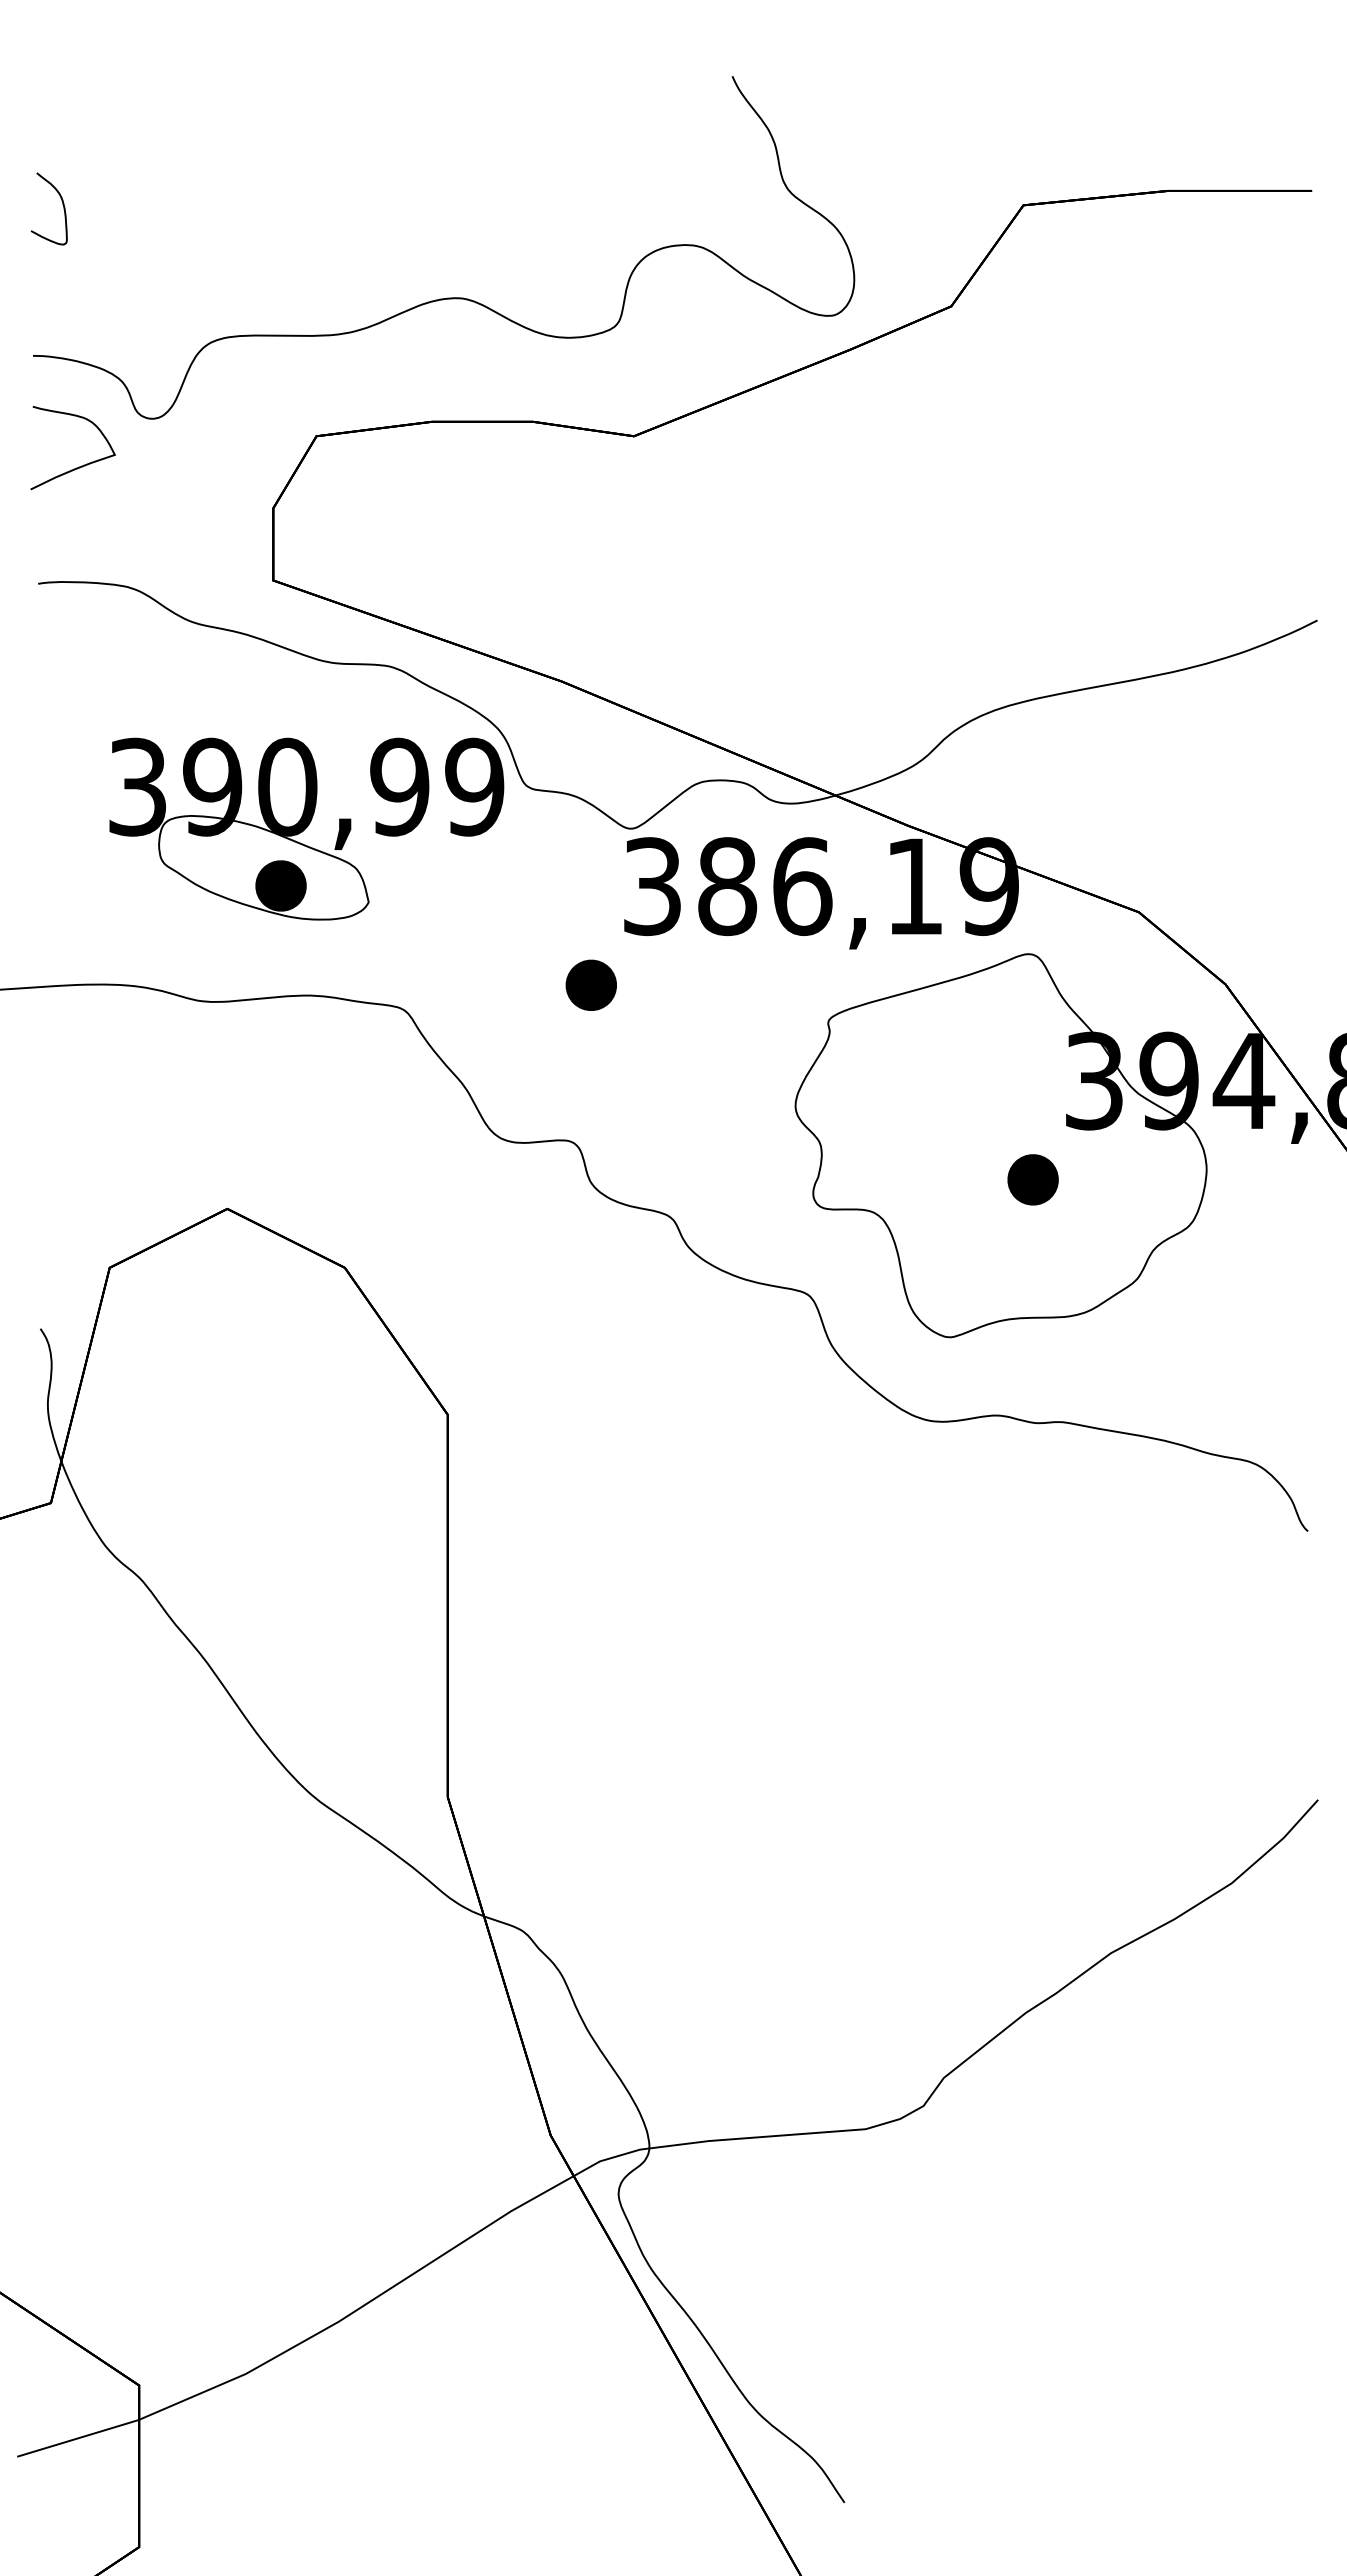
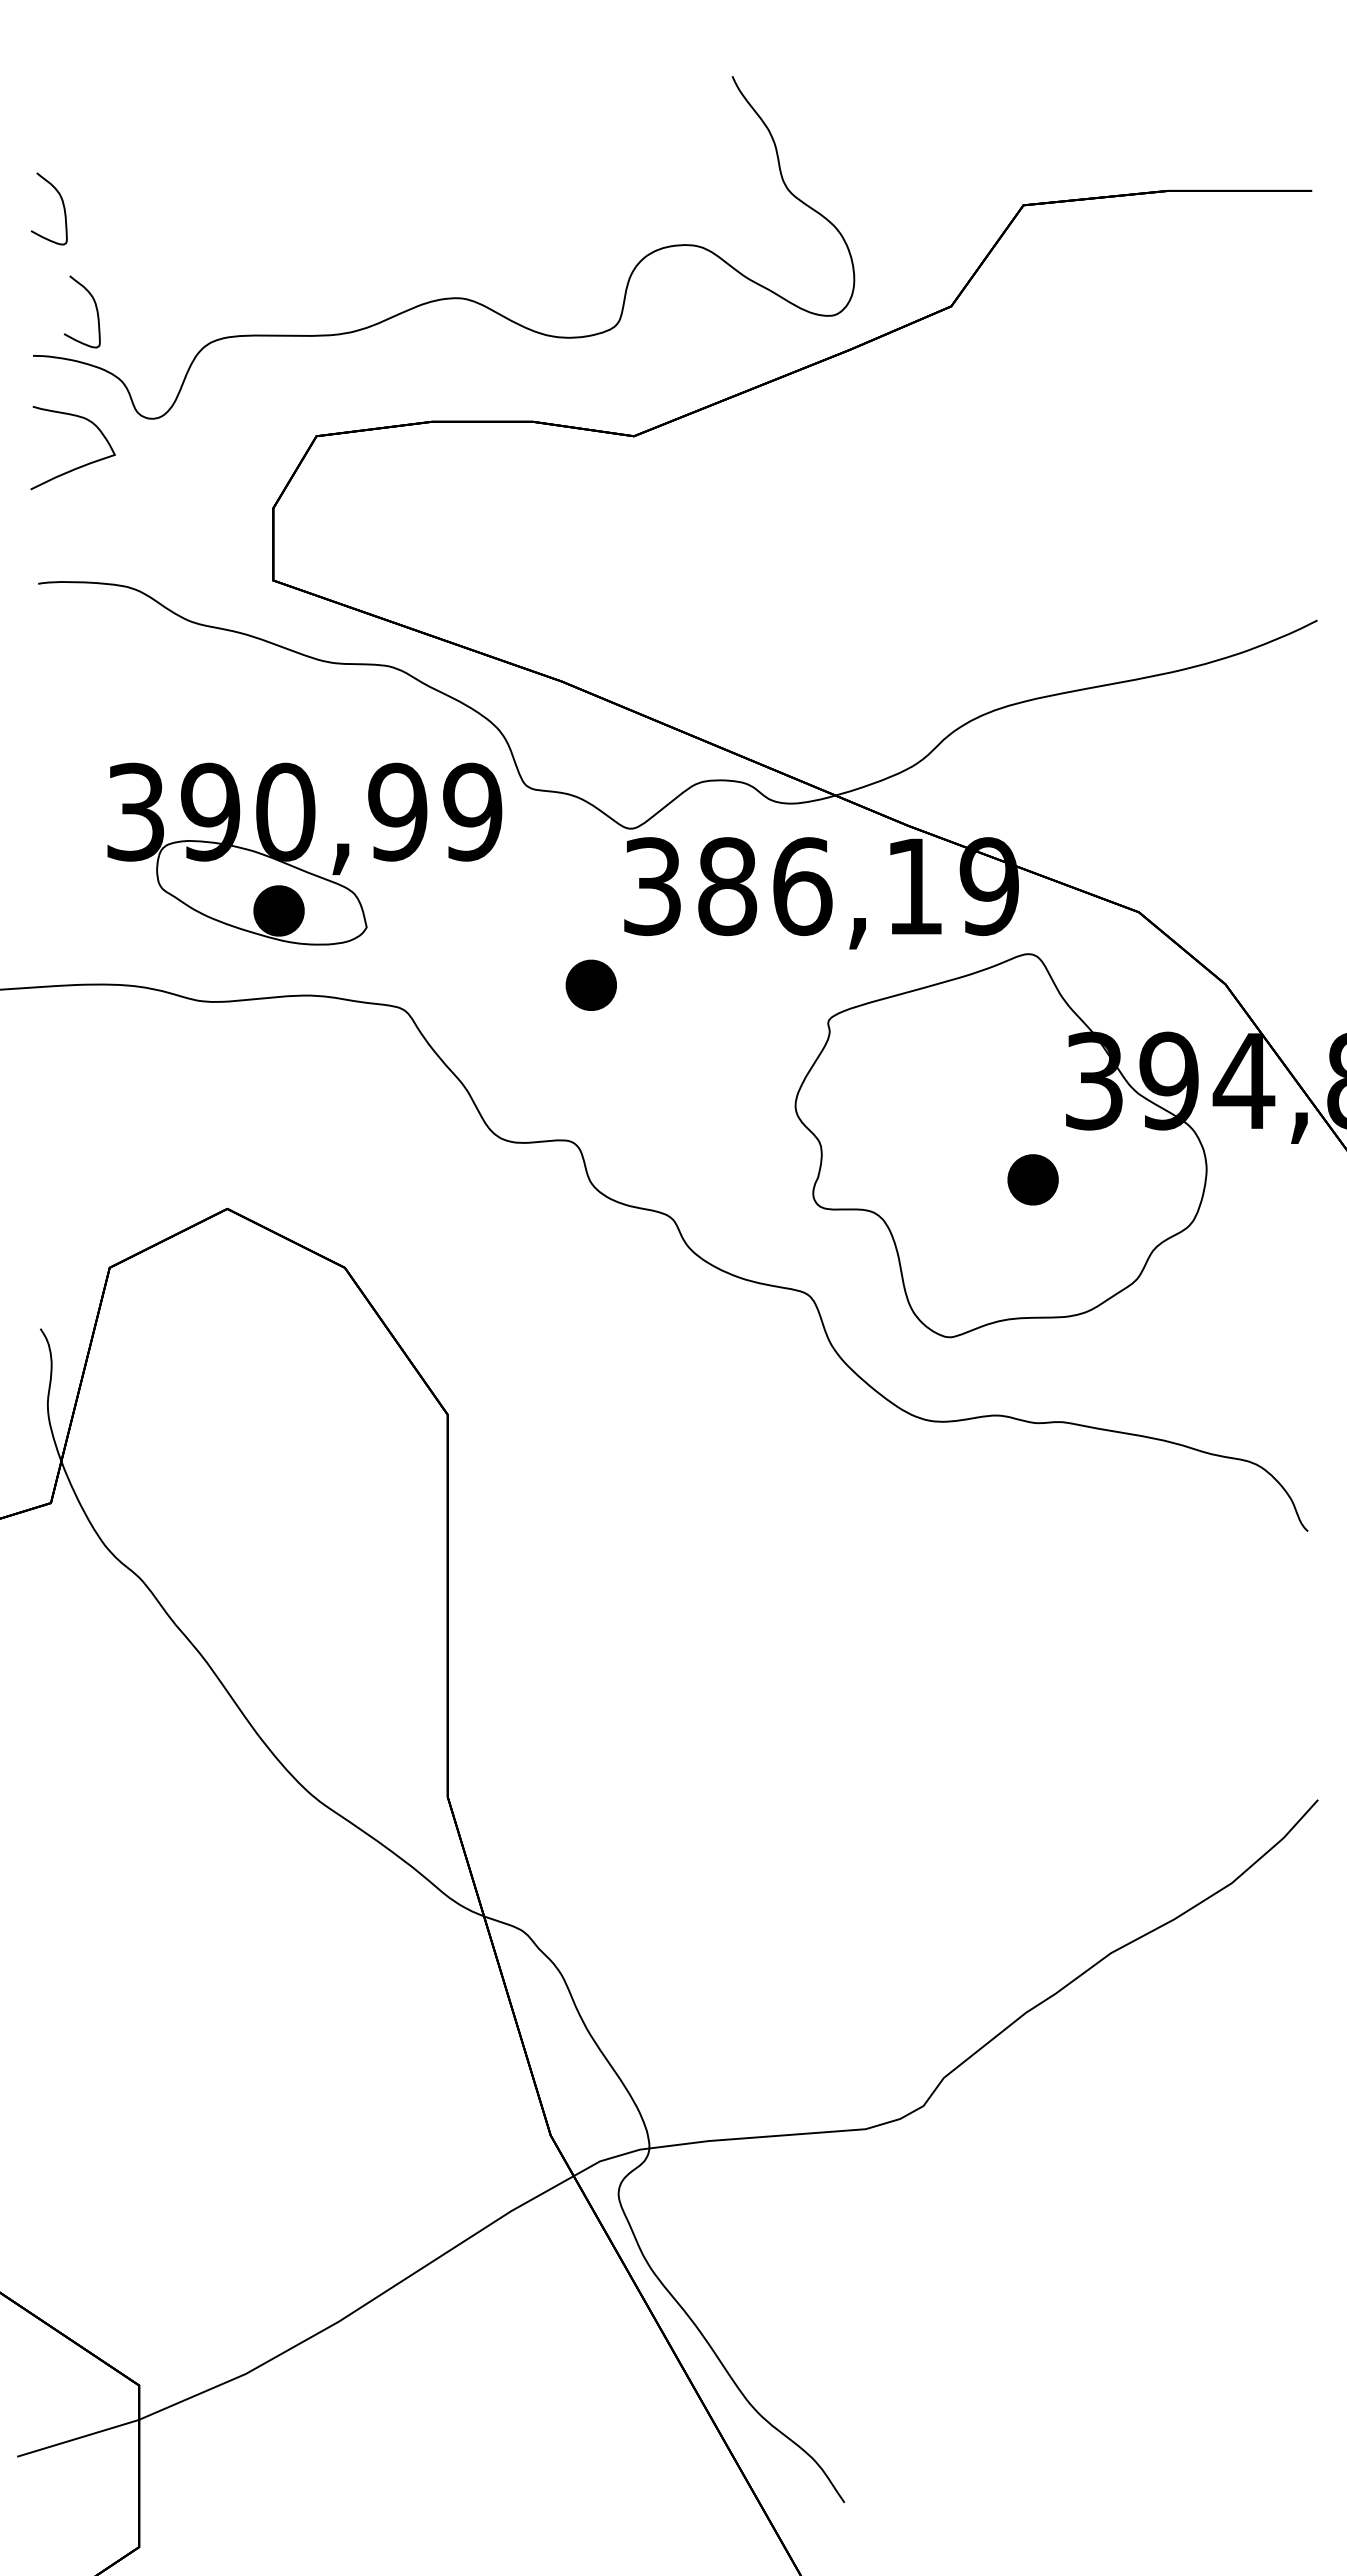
part: none -> present (95, 308)
part position: (306, 828) -> (304, 853) (304, 853)
